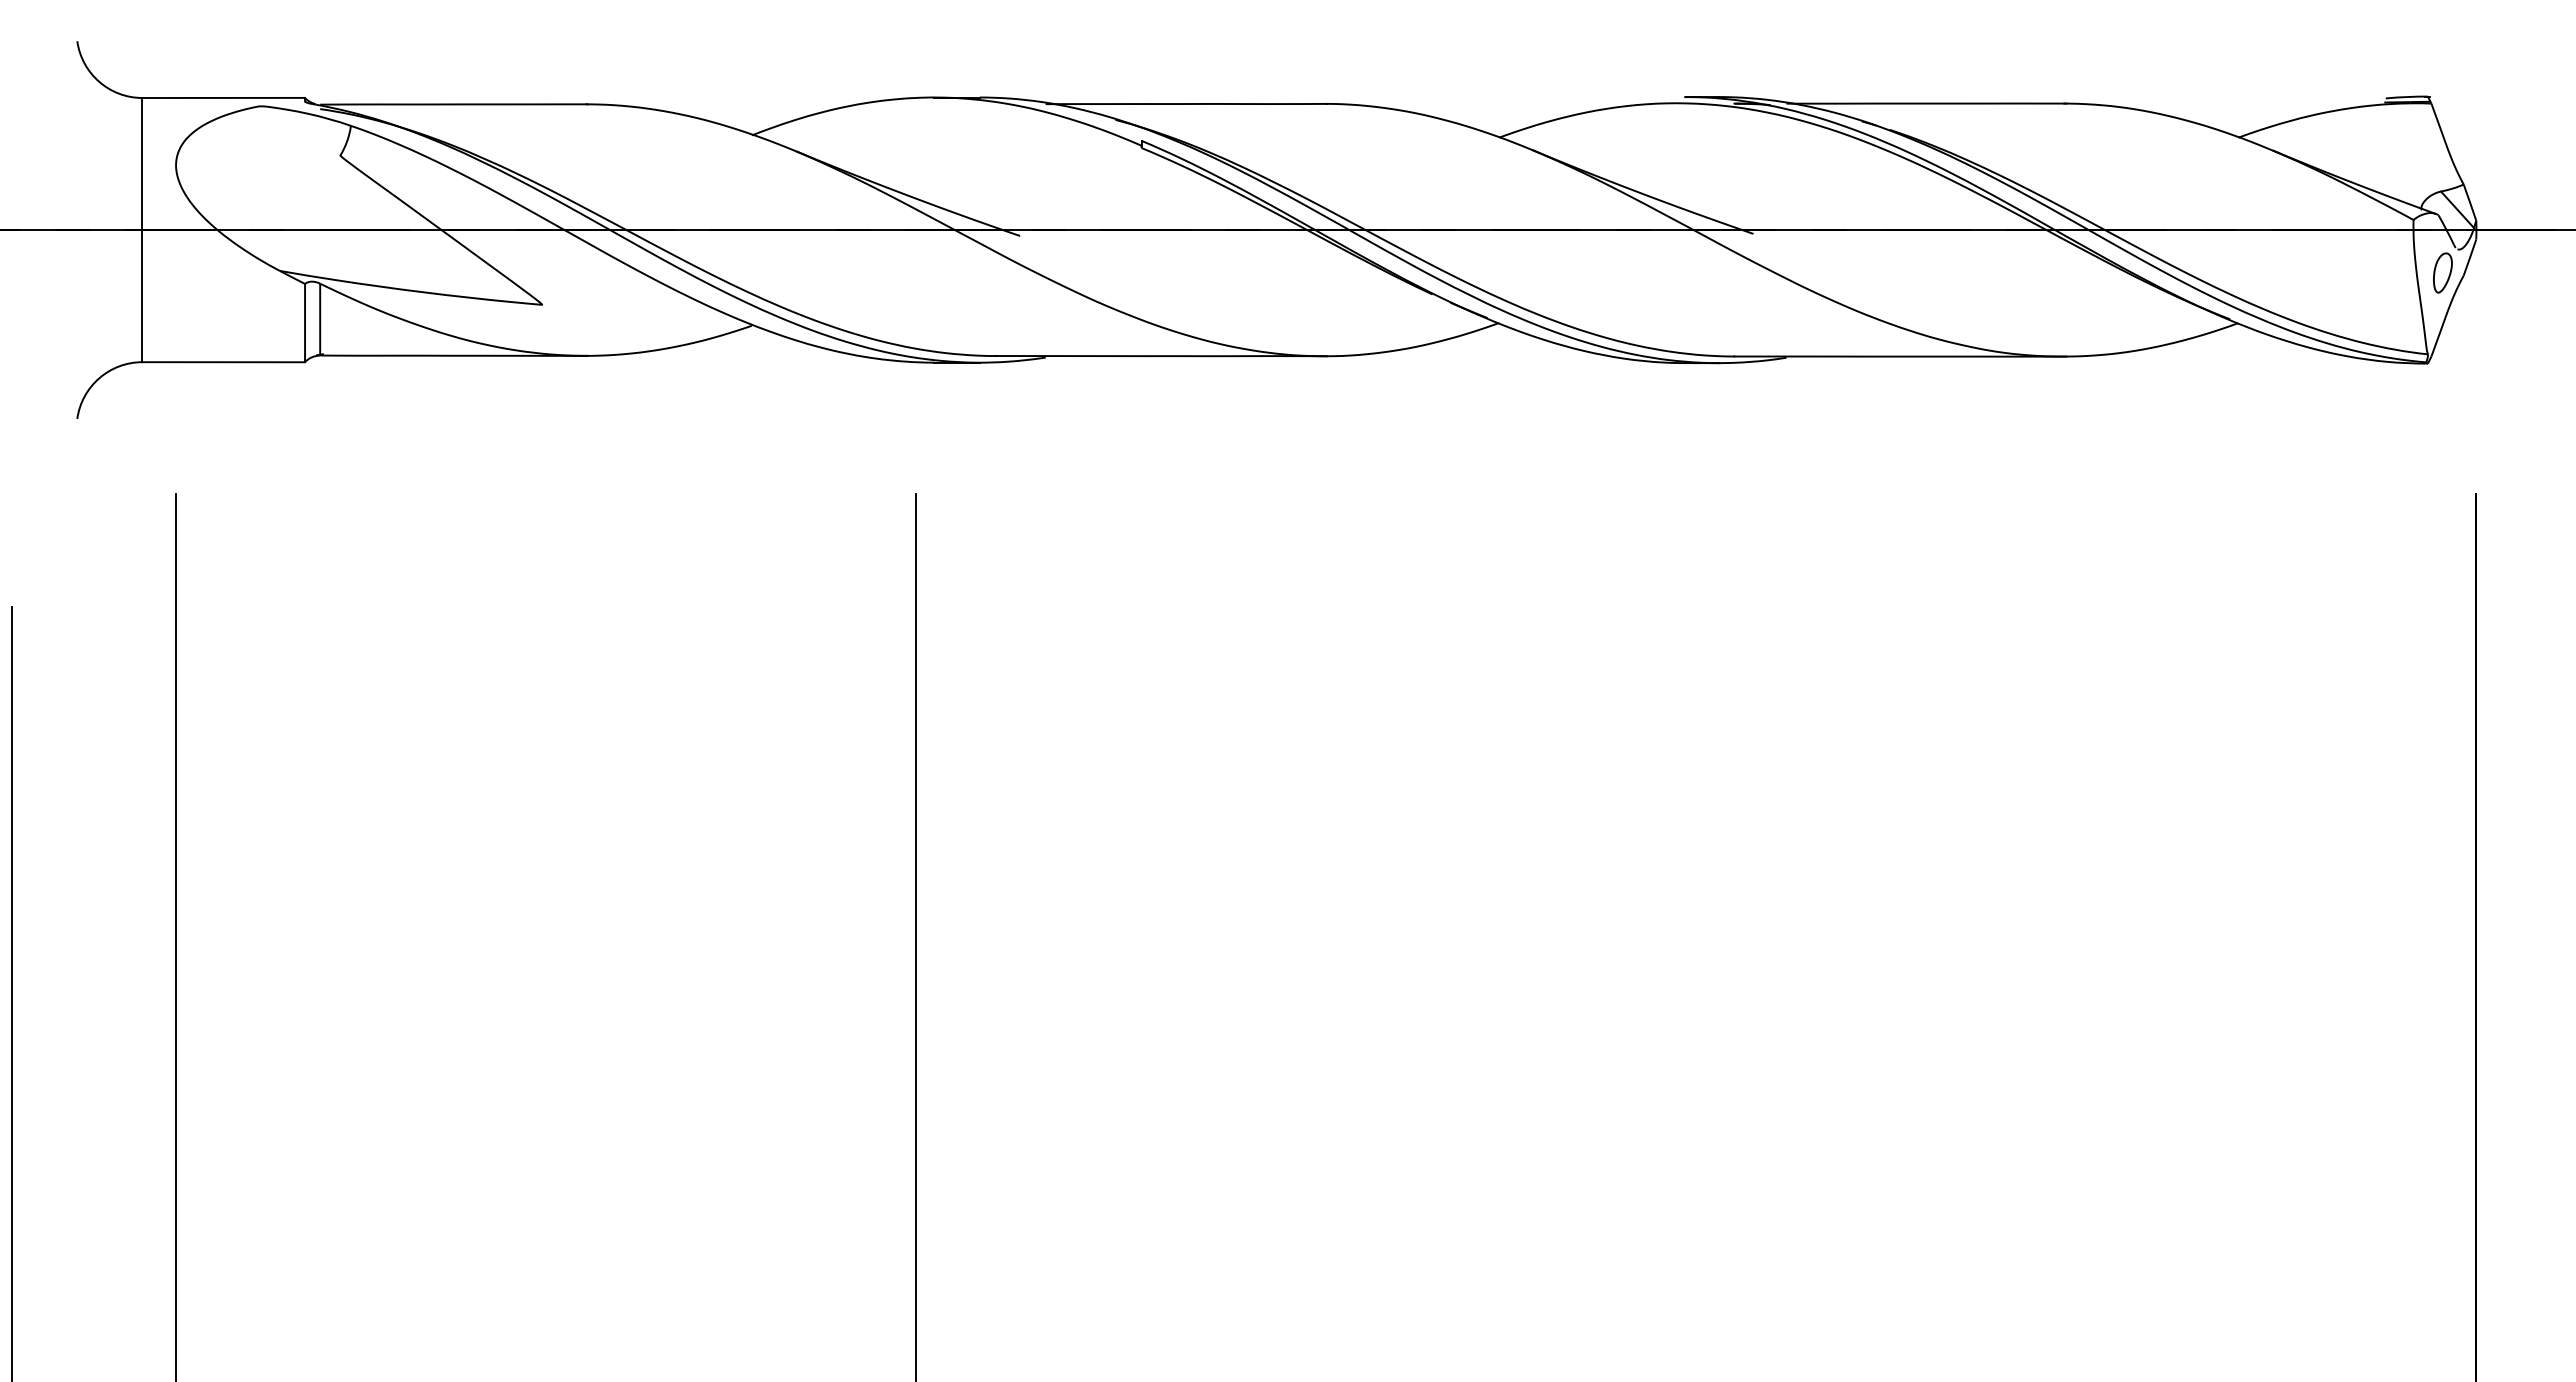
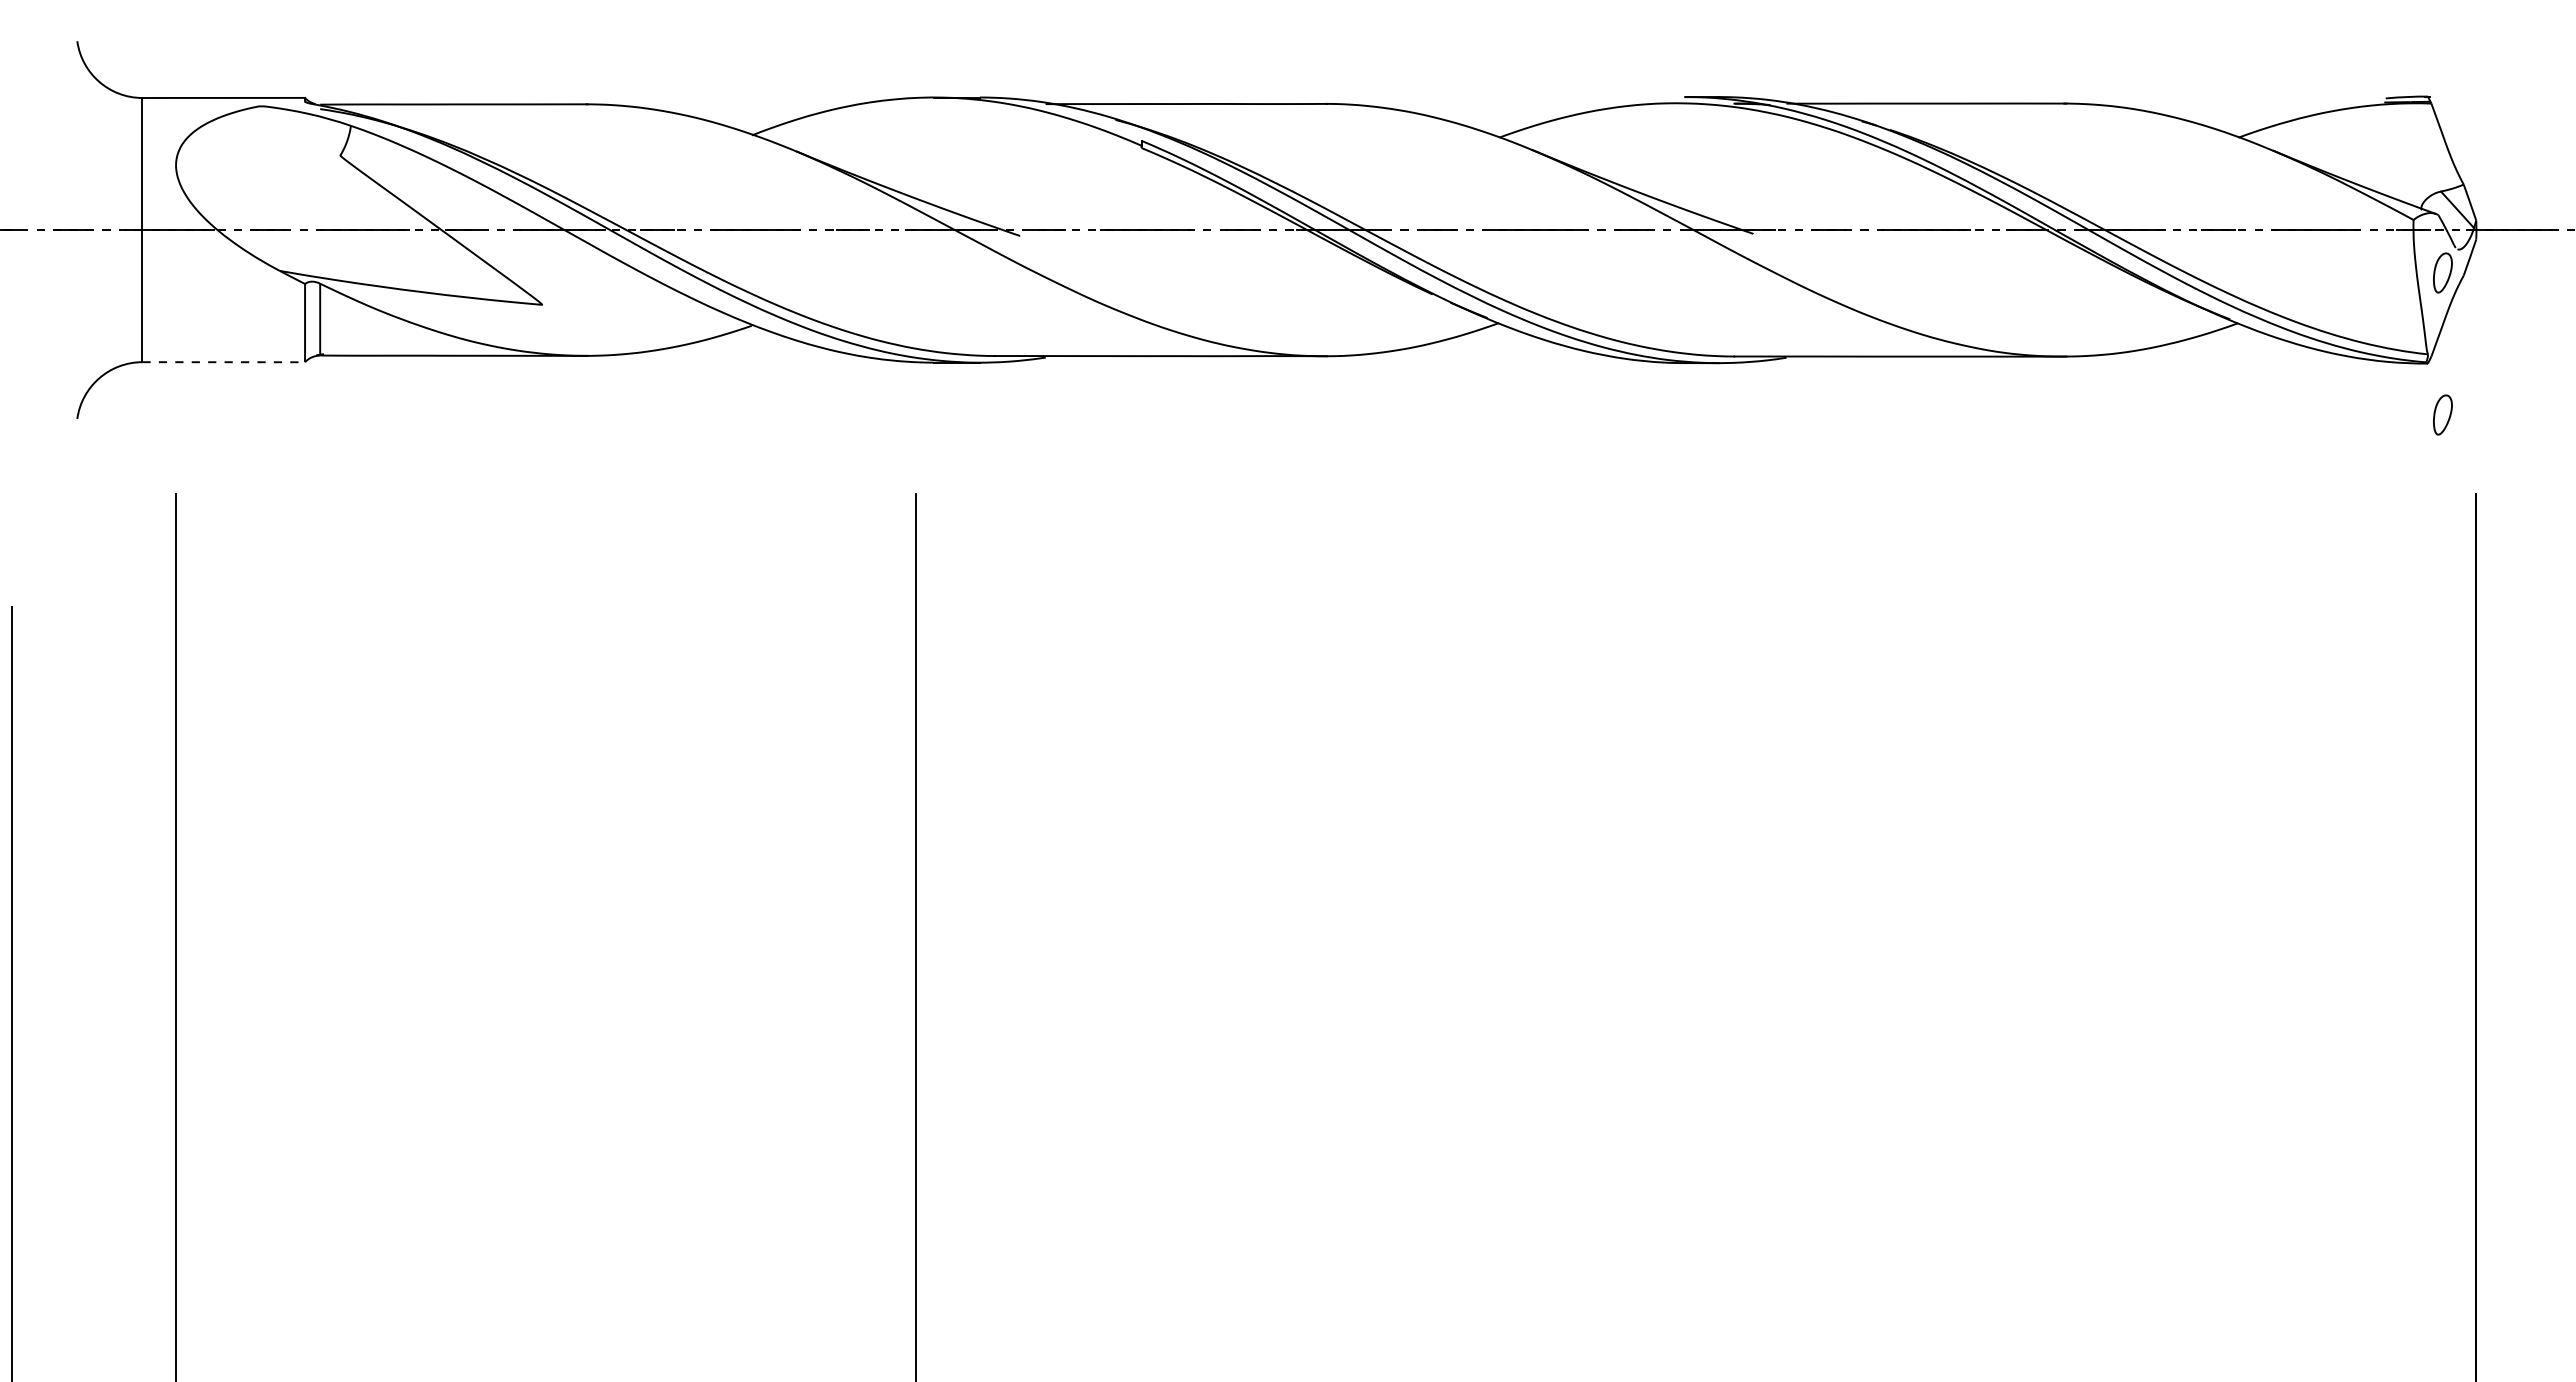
line: solid -> dashed (1288, 230)
line: solid -> dashed (224, 362)
part: none -> present (2442, 414)
